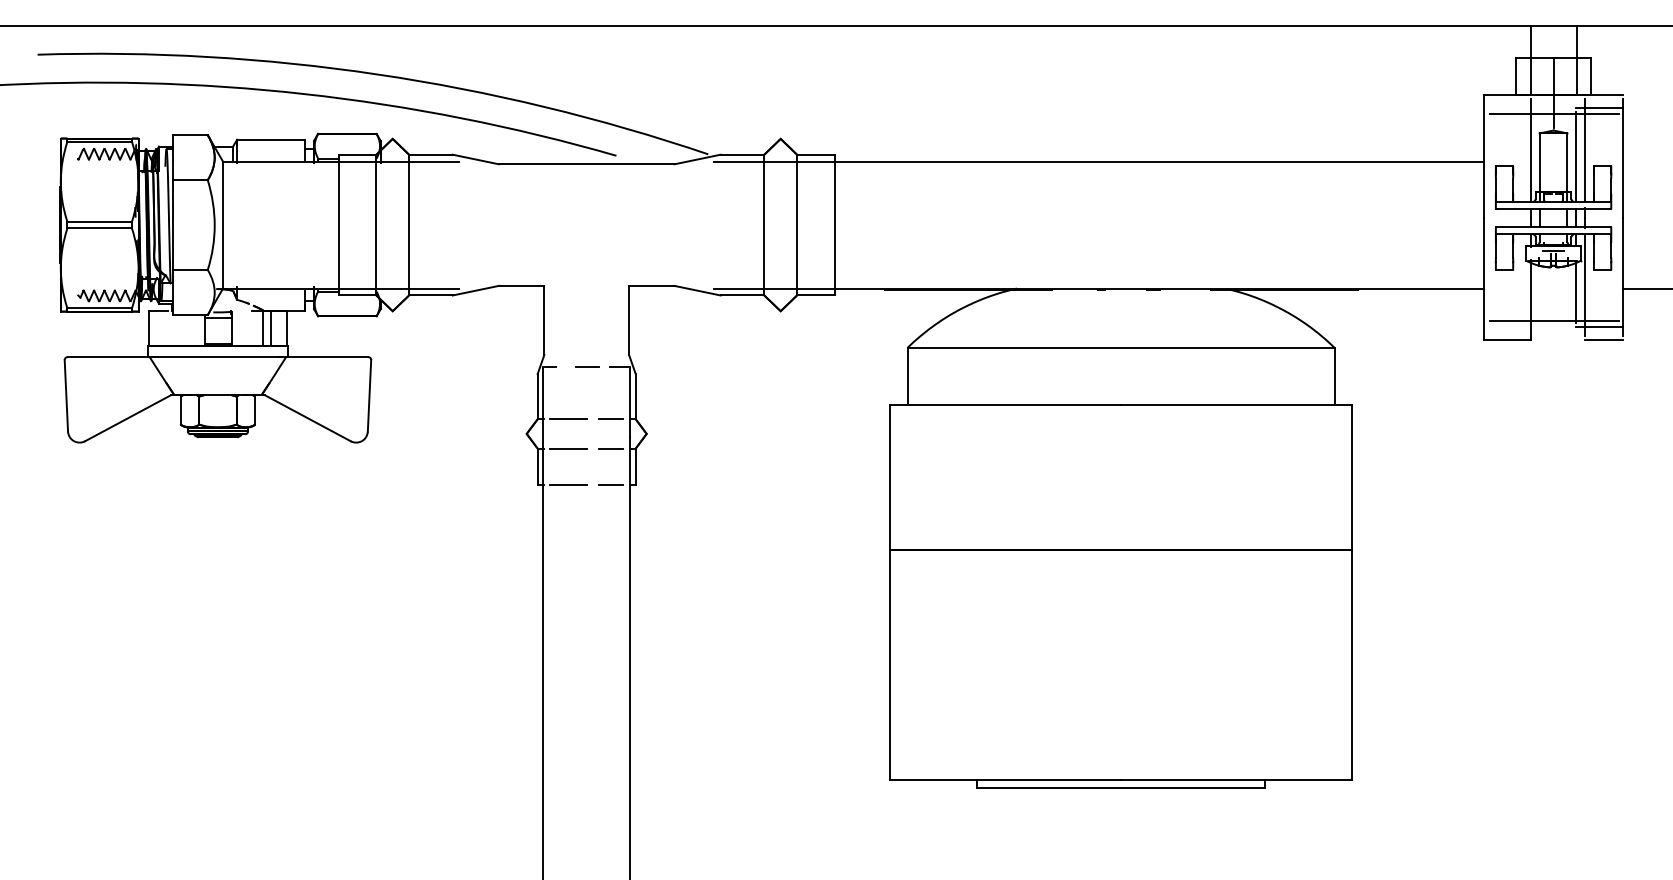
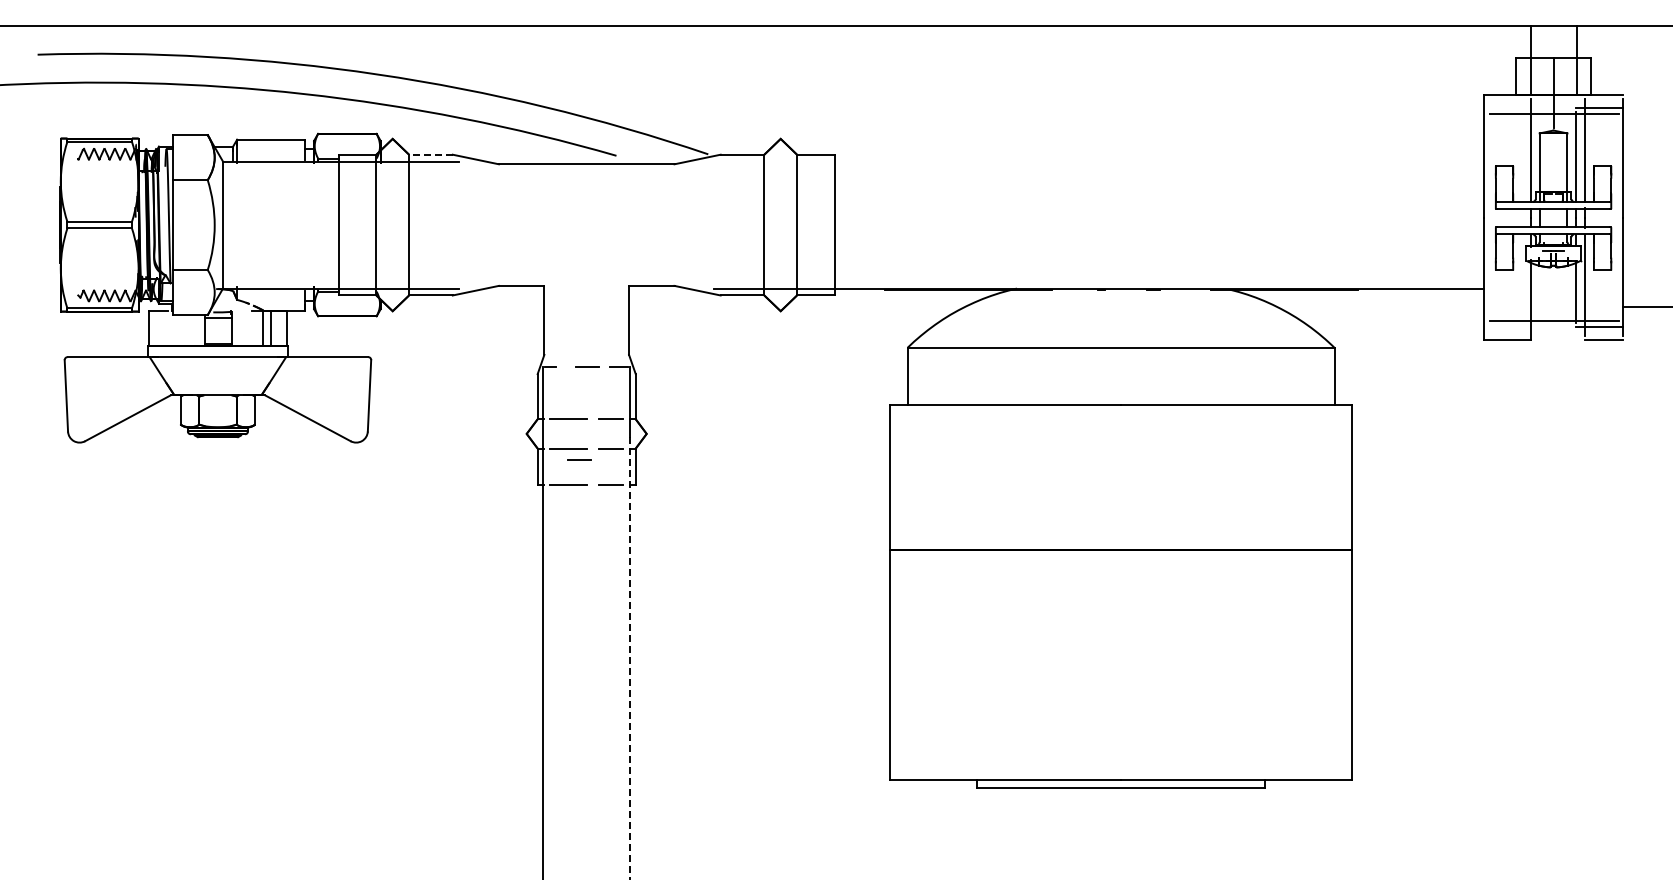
line: solid -> dashed (430, 154)
line: present -> none (1099, 161)
line position: (1645, 288) -> (1645, 306) (1645, 306)
line: none -> present (579, 459)
line: solid -> dashed (629, 657)
